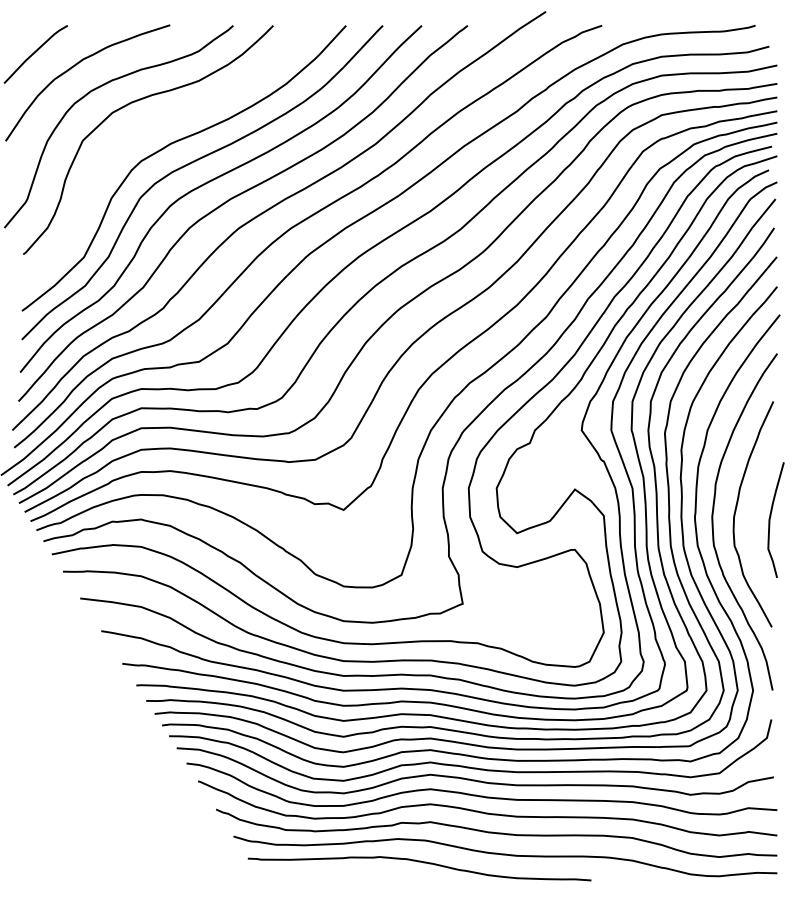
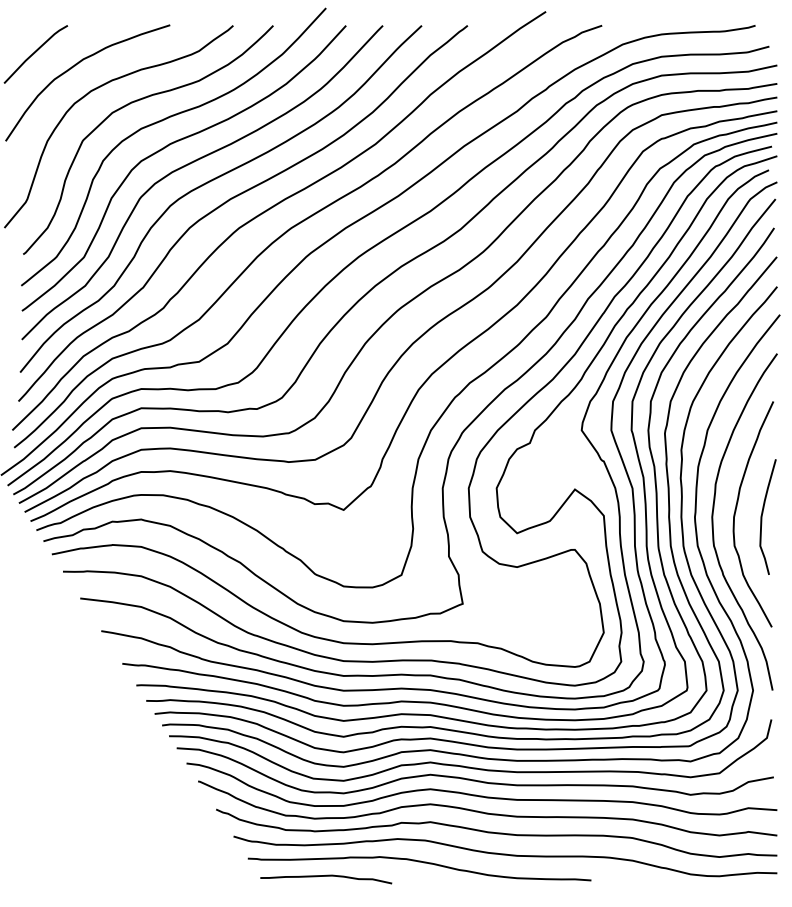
curve: none -> present (162, 121)
curve position: (771, 516) -> (763, 513) (763, 513)
curve: none -> present (326, 876)
